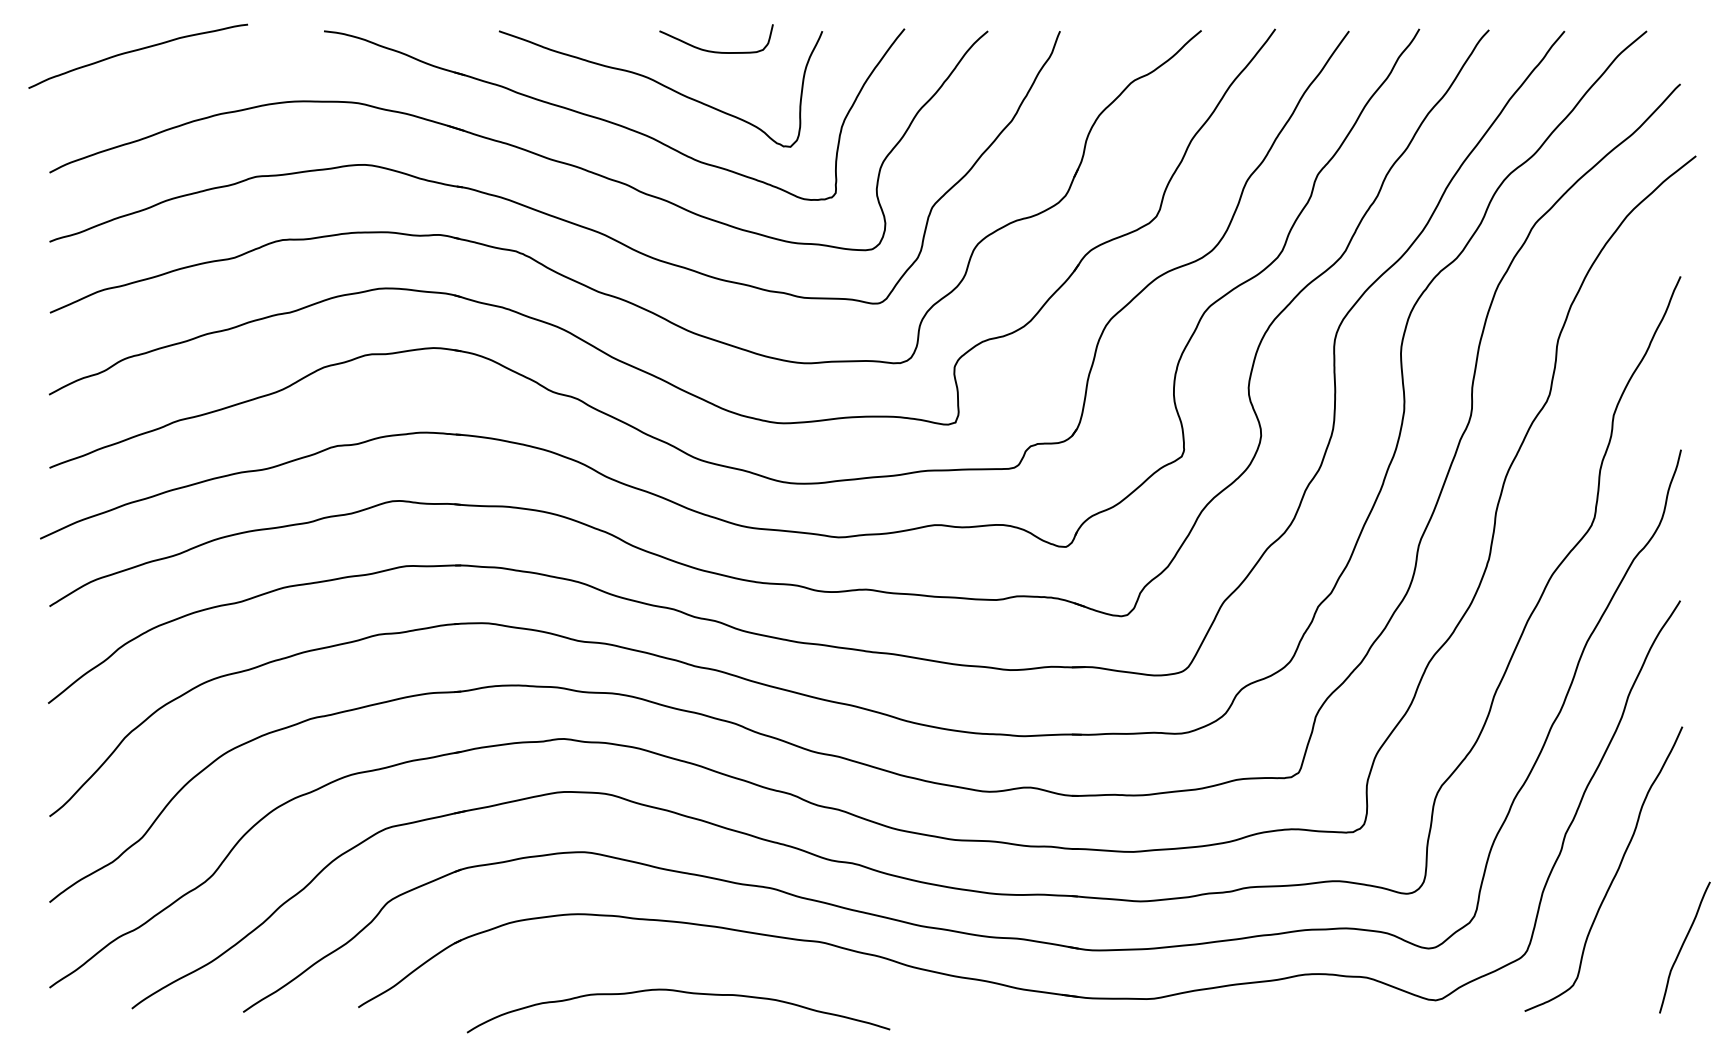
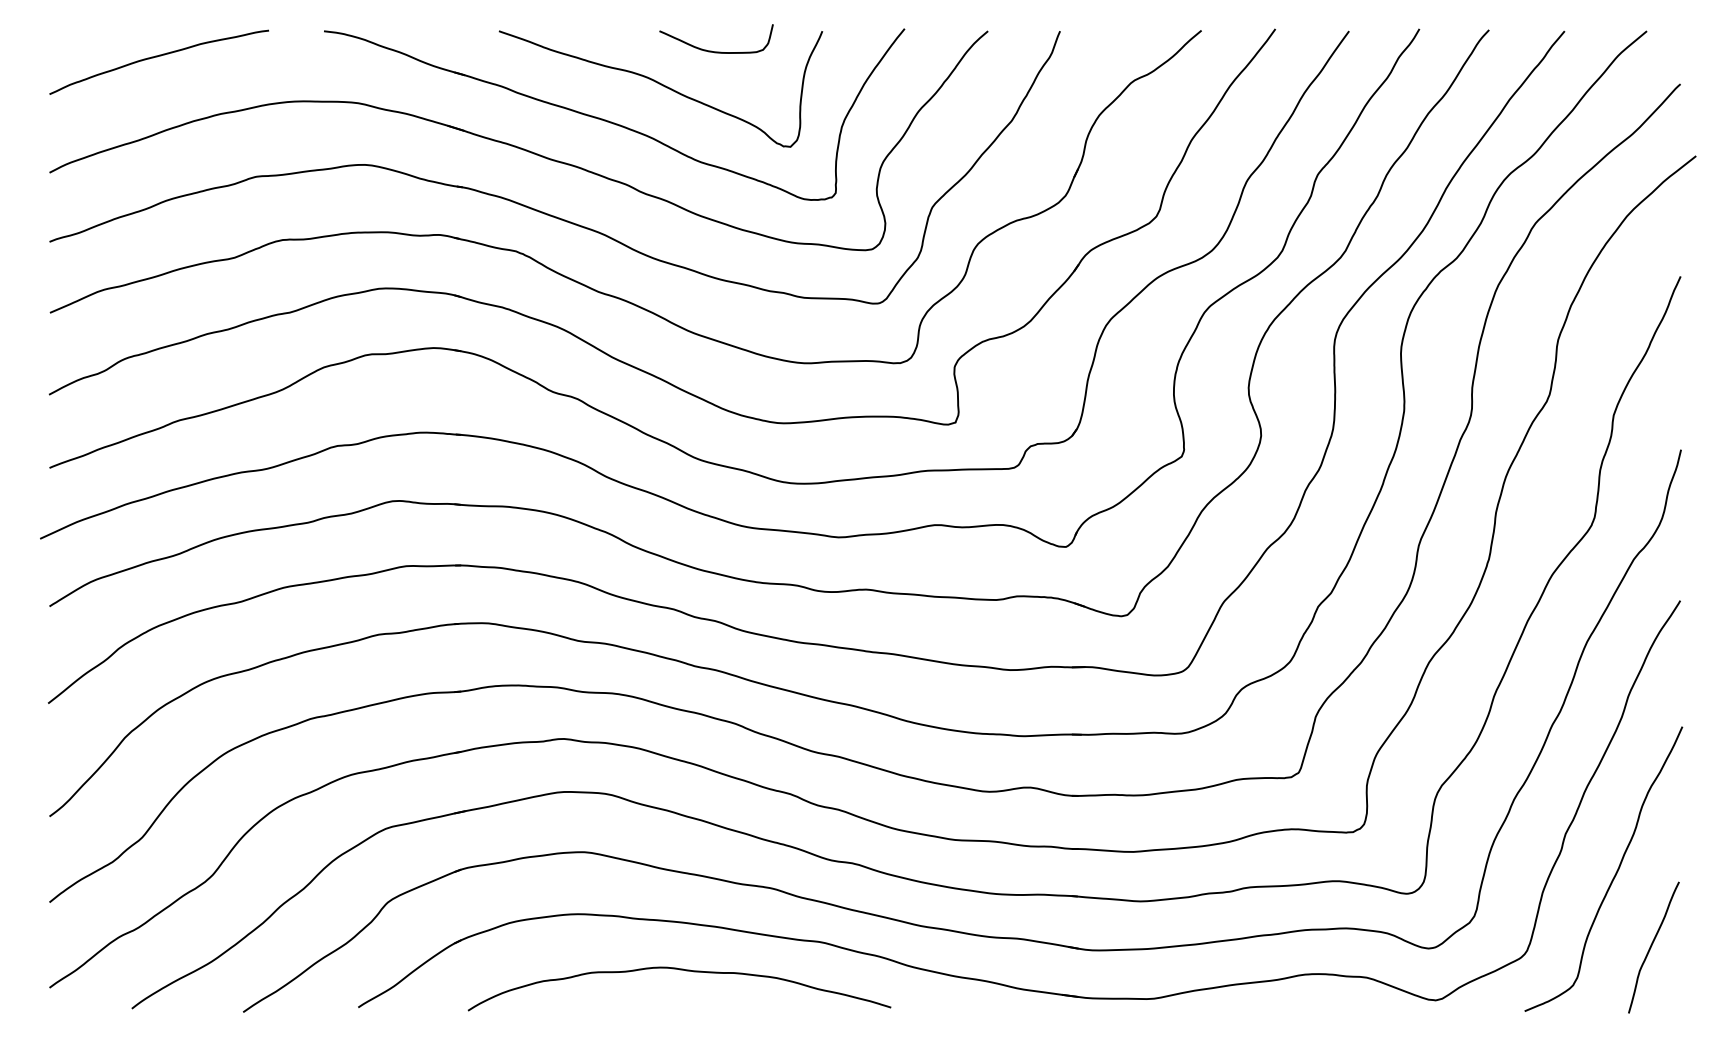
curve position: (136, 51) -> (157, 57) (157, 57)
curve position: (1682, 947) -> (1651, 947) (1651, 947)
curve position: (678, 992) -> (679, 970) (679, 970)
